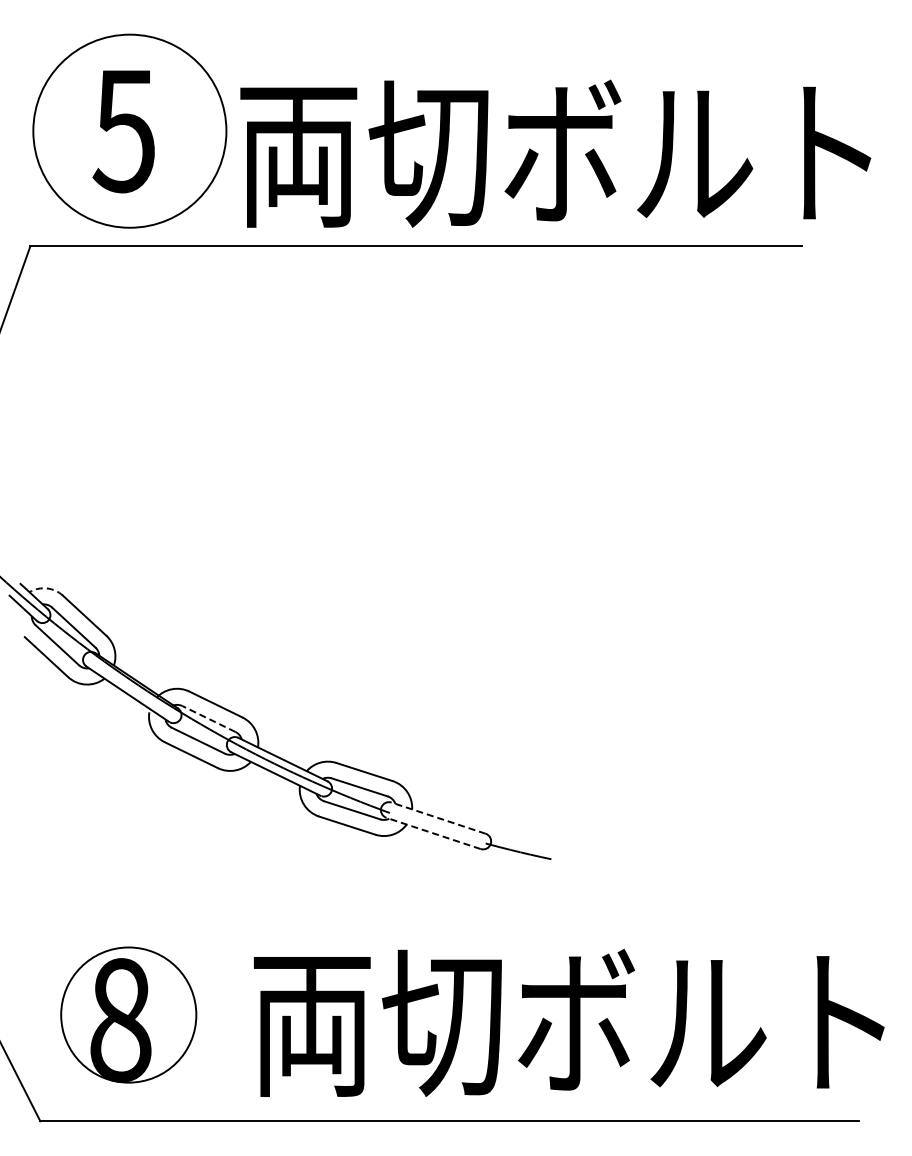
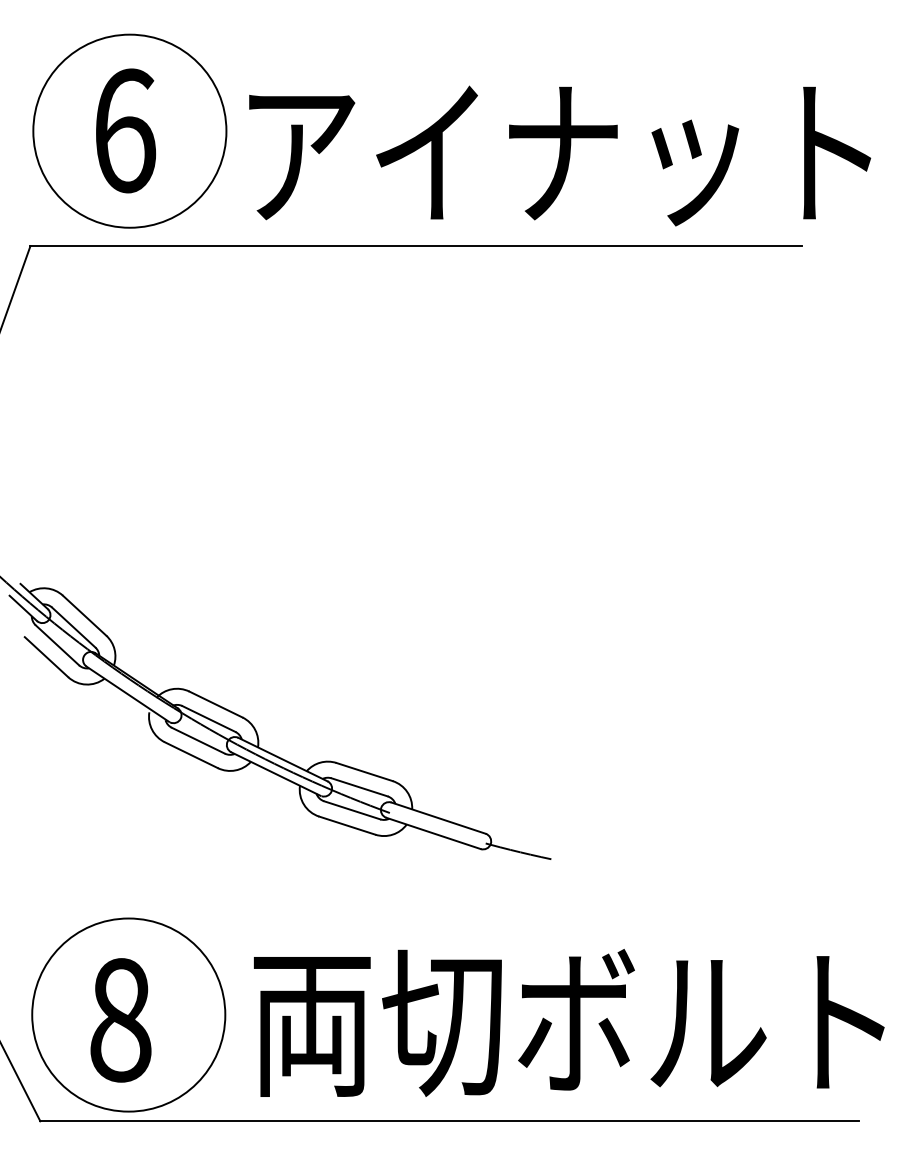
text: 5 -> 6 (124, 130)
text: 両切ボルト -> アイナット (496, 153)
arc: dashed -> solid (46, 588)
line: dashed -> solid (208, 719)
line: dashed -> solid (438, 818)
line: dashed -> solid (433, 833)
circle diameter: 135 px -> 193 px (128, 1014)
